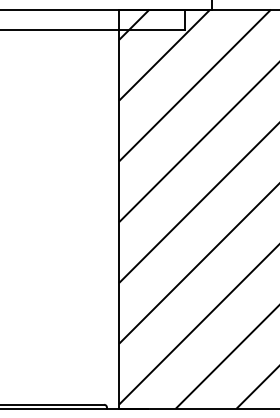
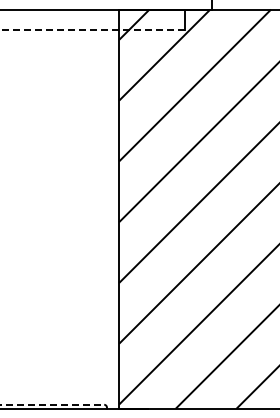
line: solid -> dashed (92, 29)
line: solid -> dashed (52, 404)
